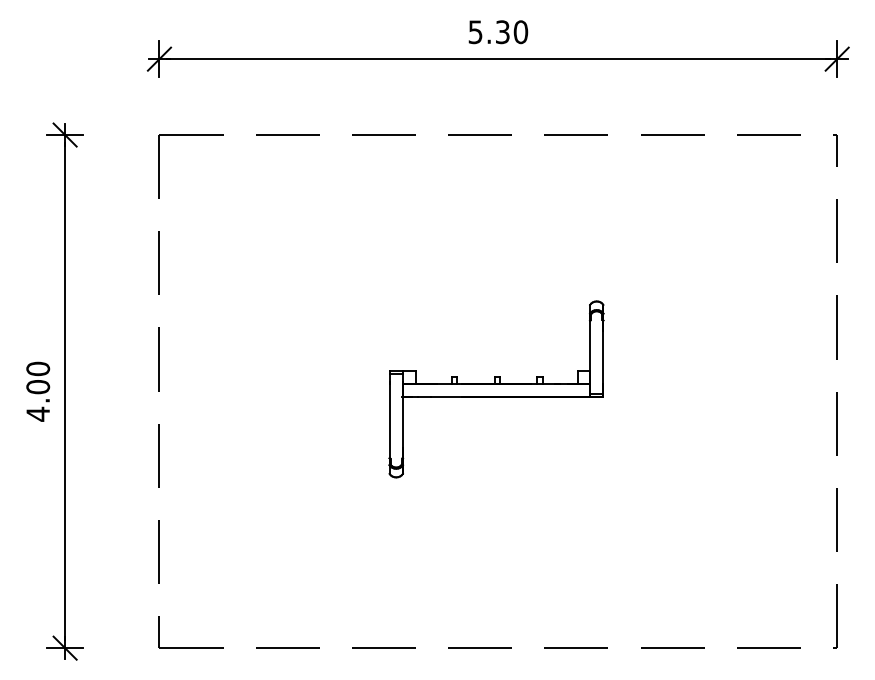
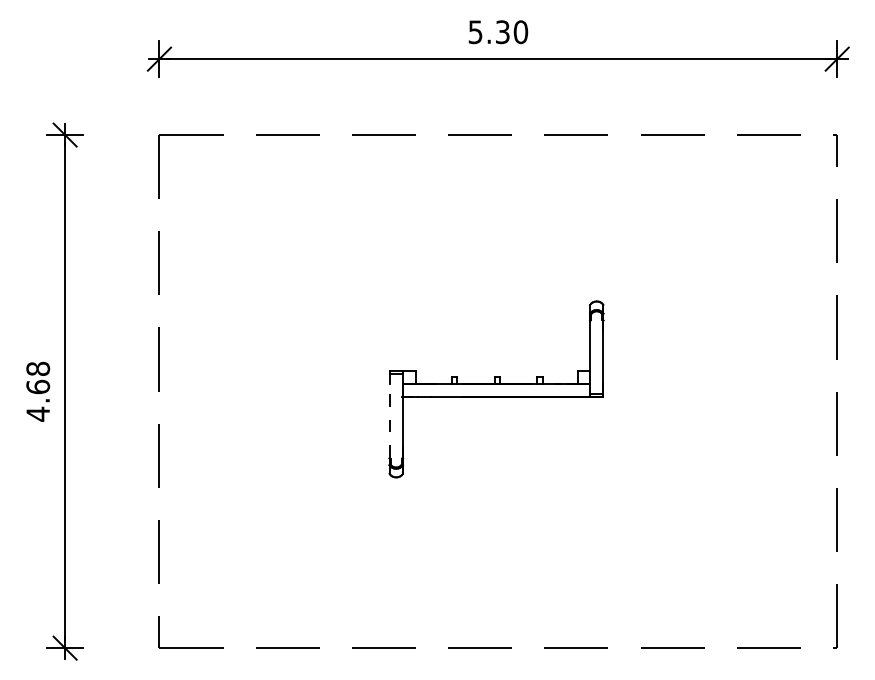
text: 4.00 -> 4.68 (37, 377)
line: solid -> dashed (389, 420)
